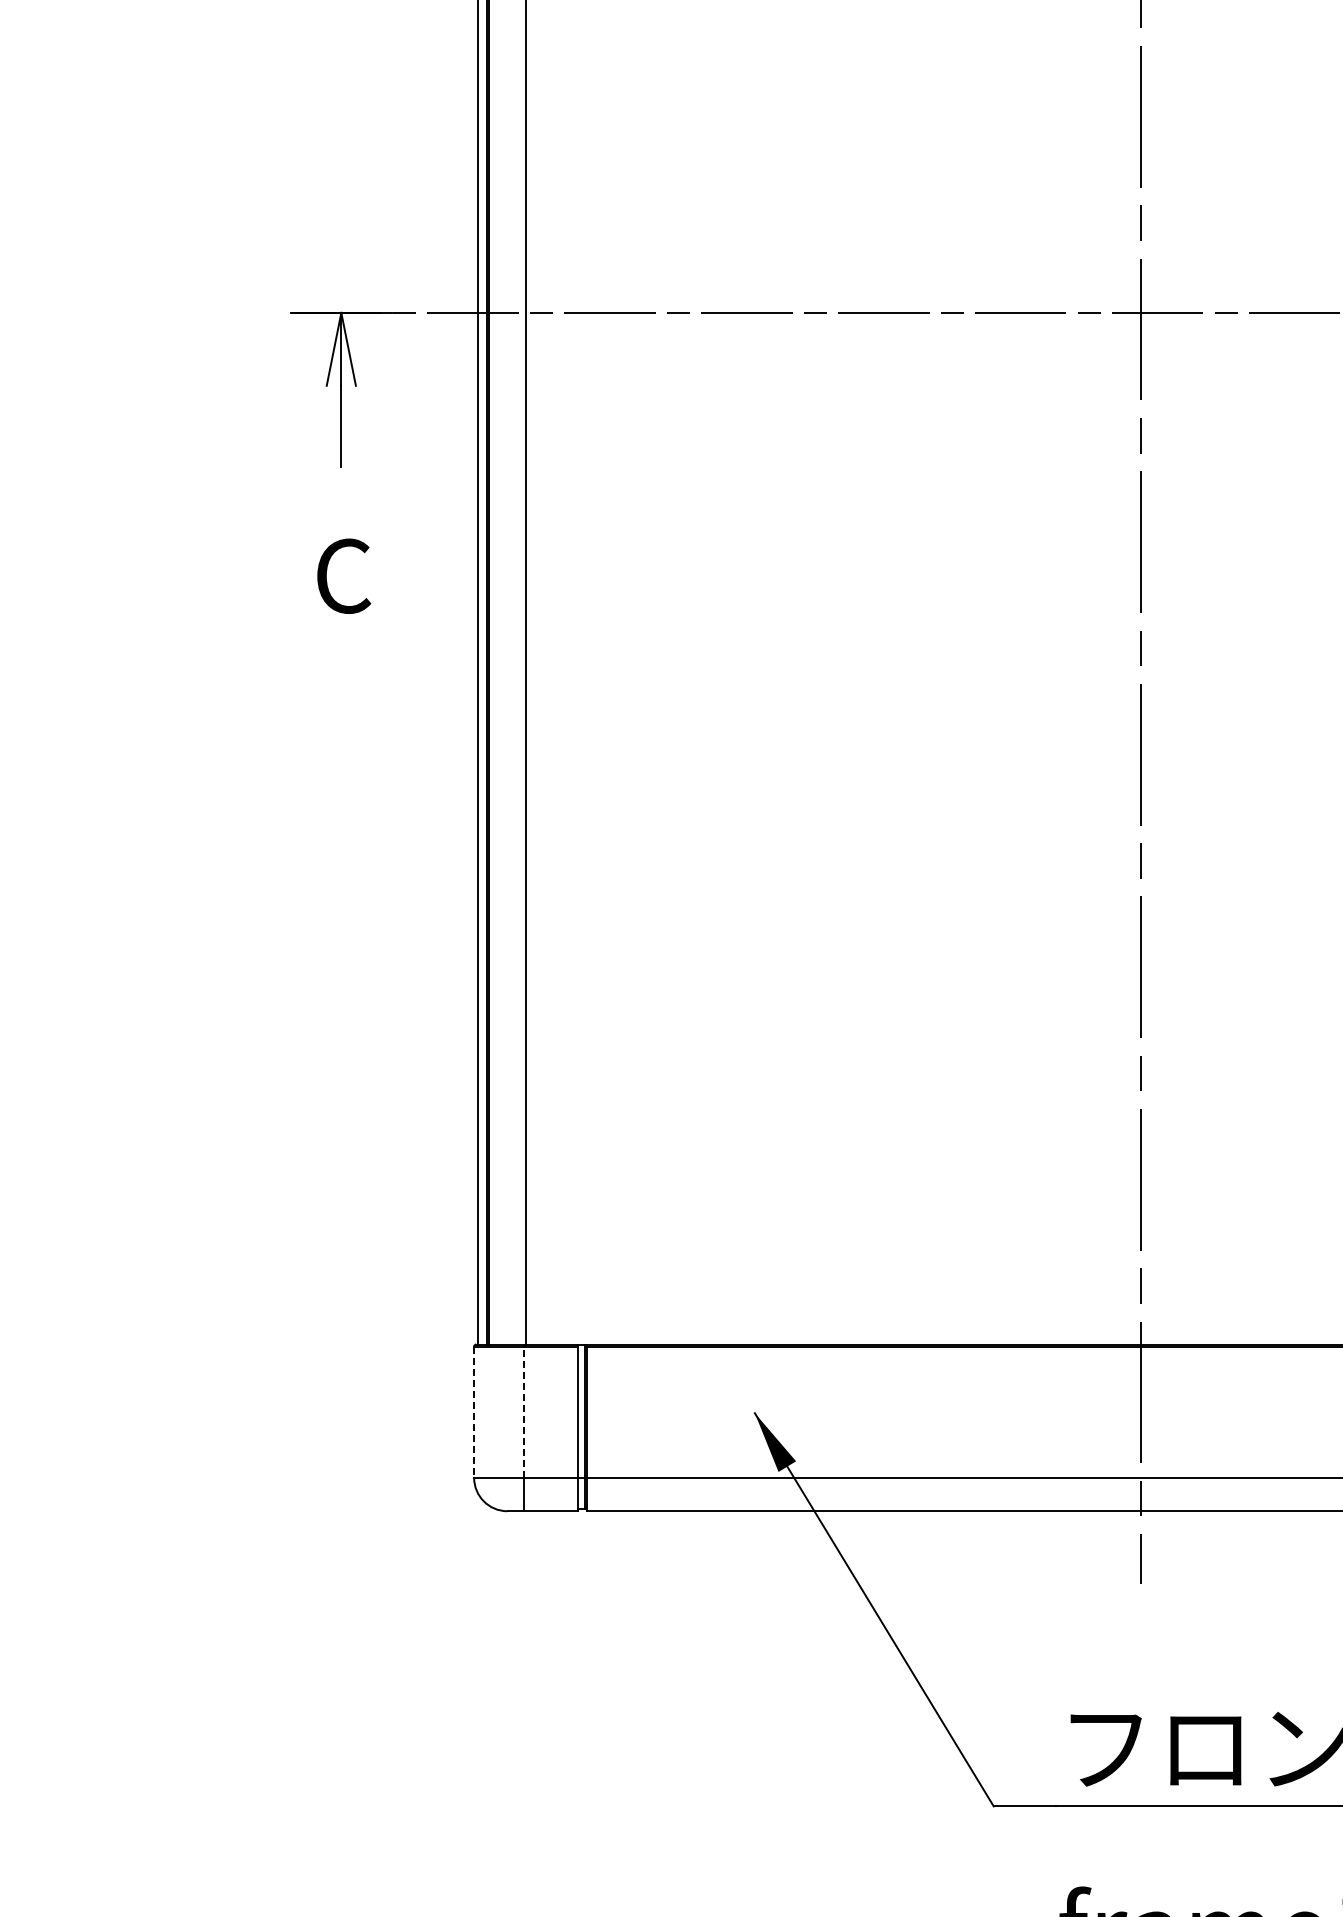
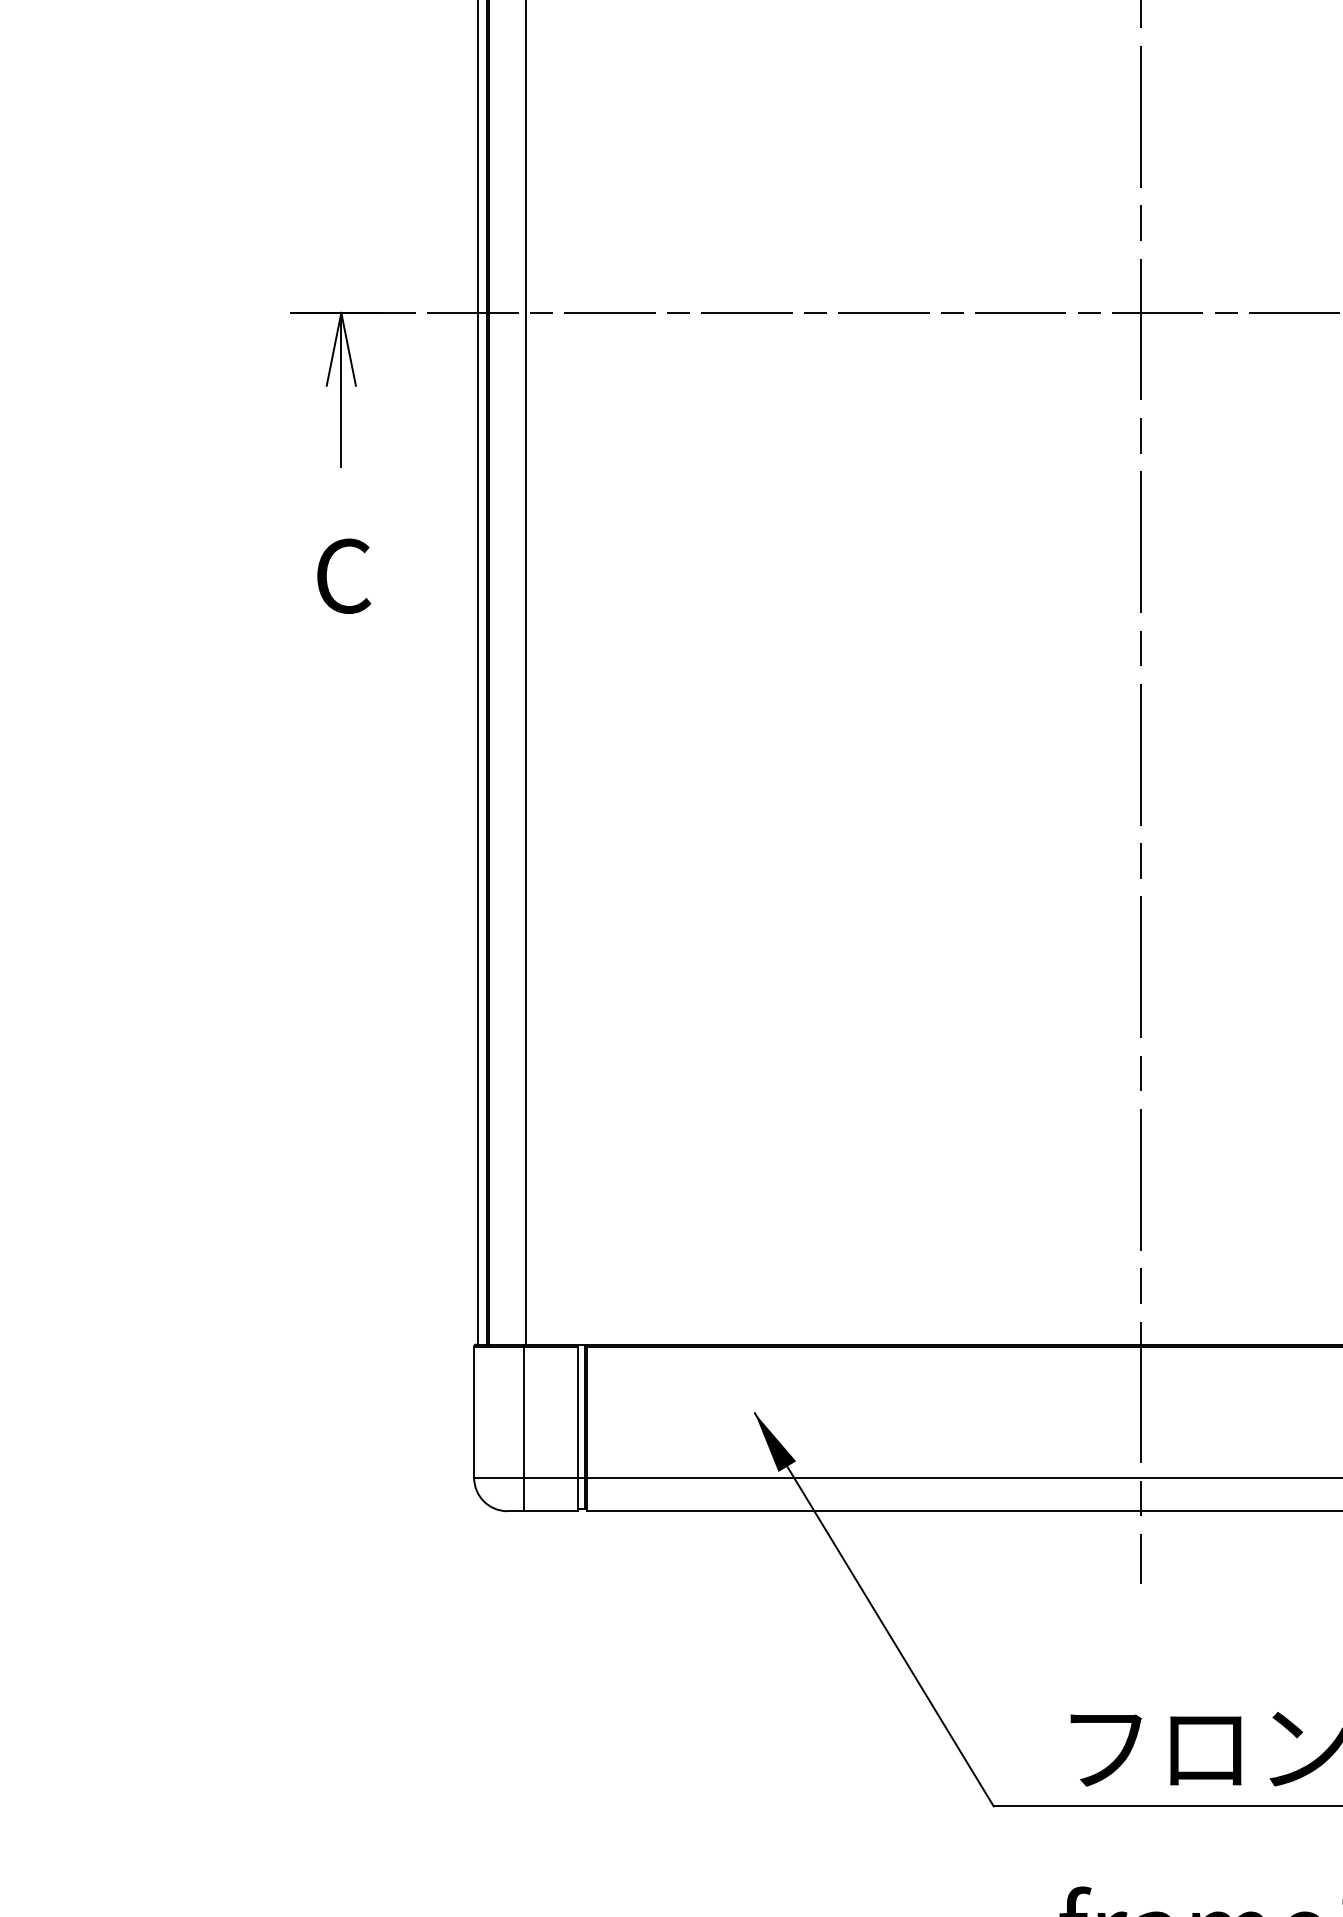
line: dashed -> solid (474, 1412)
line: dashed -> solid (524, 1412)
